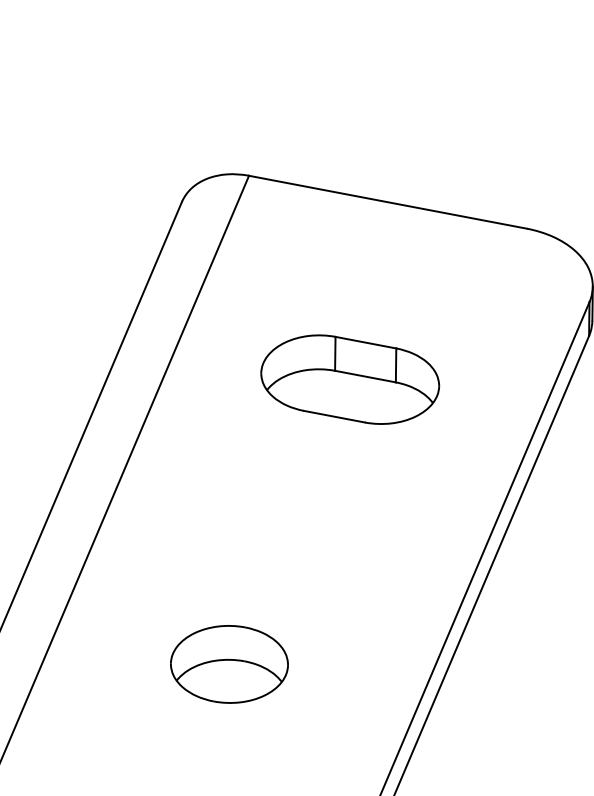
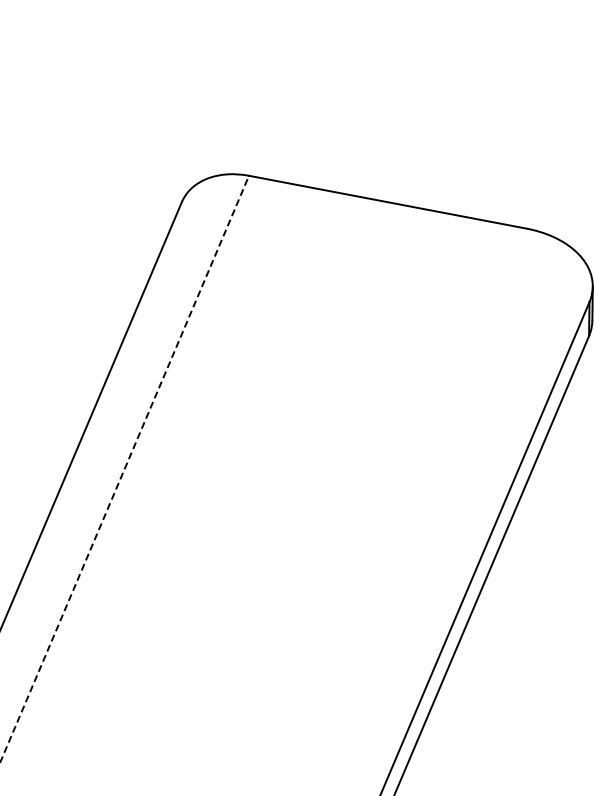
part: present -> none (350, 379)
line: solid -> dashed (124, 469)
part: present -> none (229, 664)
